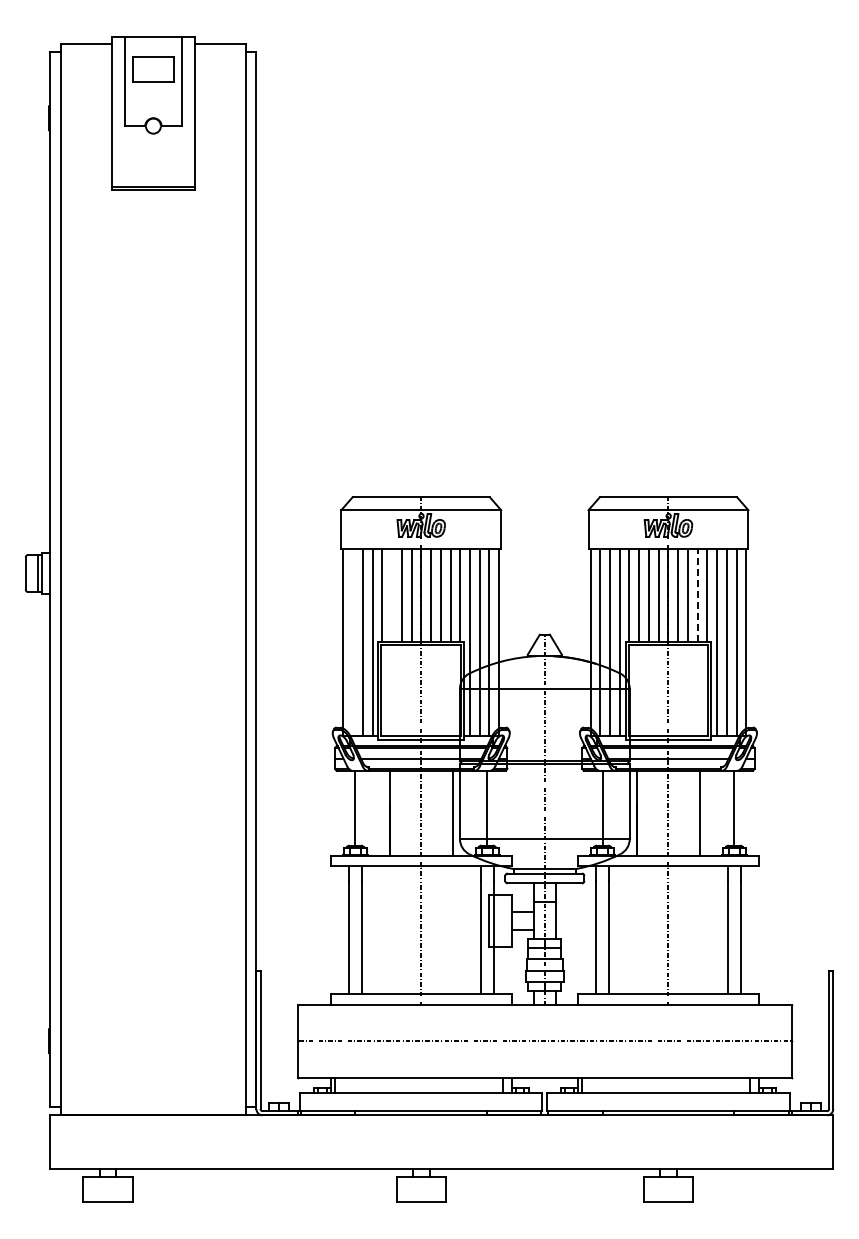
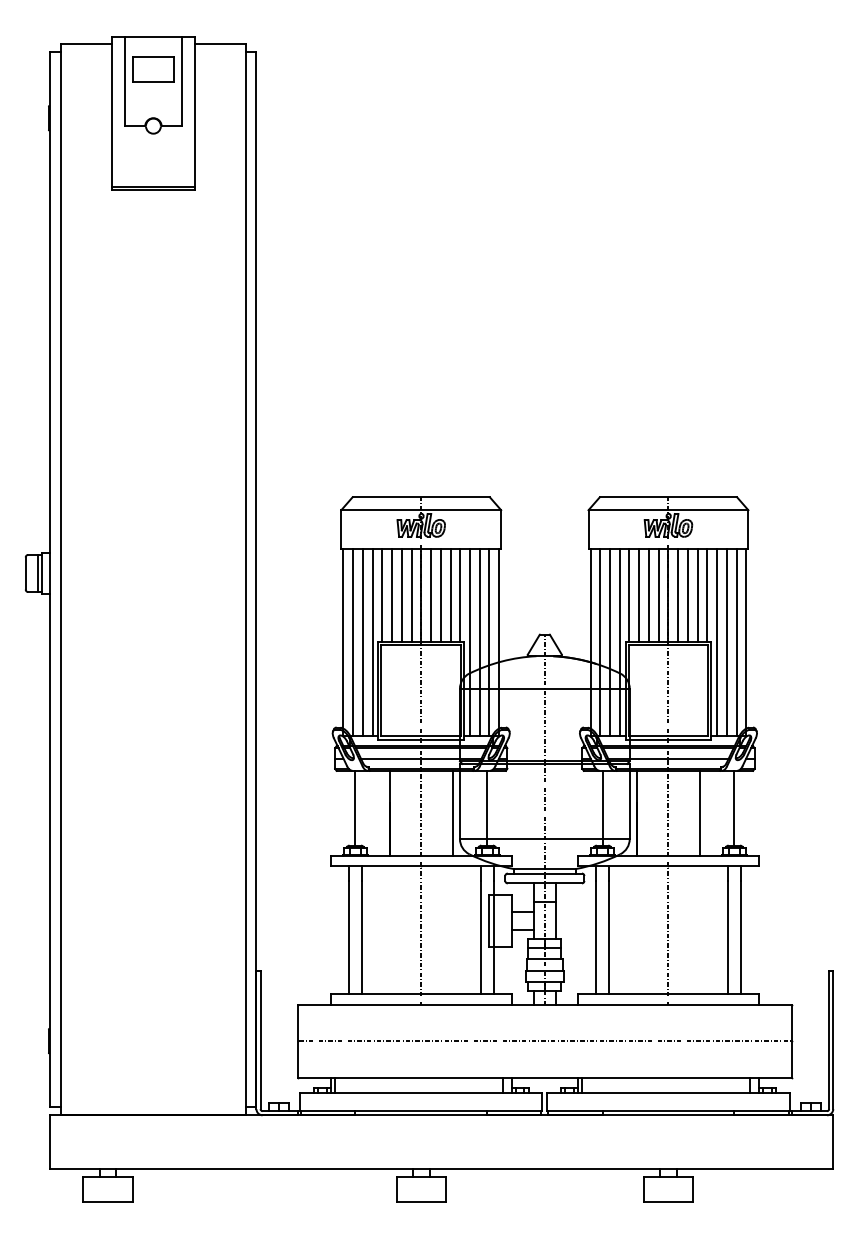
line: dashed -> solid (697, 594)
line: none -> present (392, 595)
line: none -> present (353, 642)
